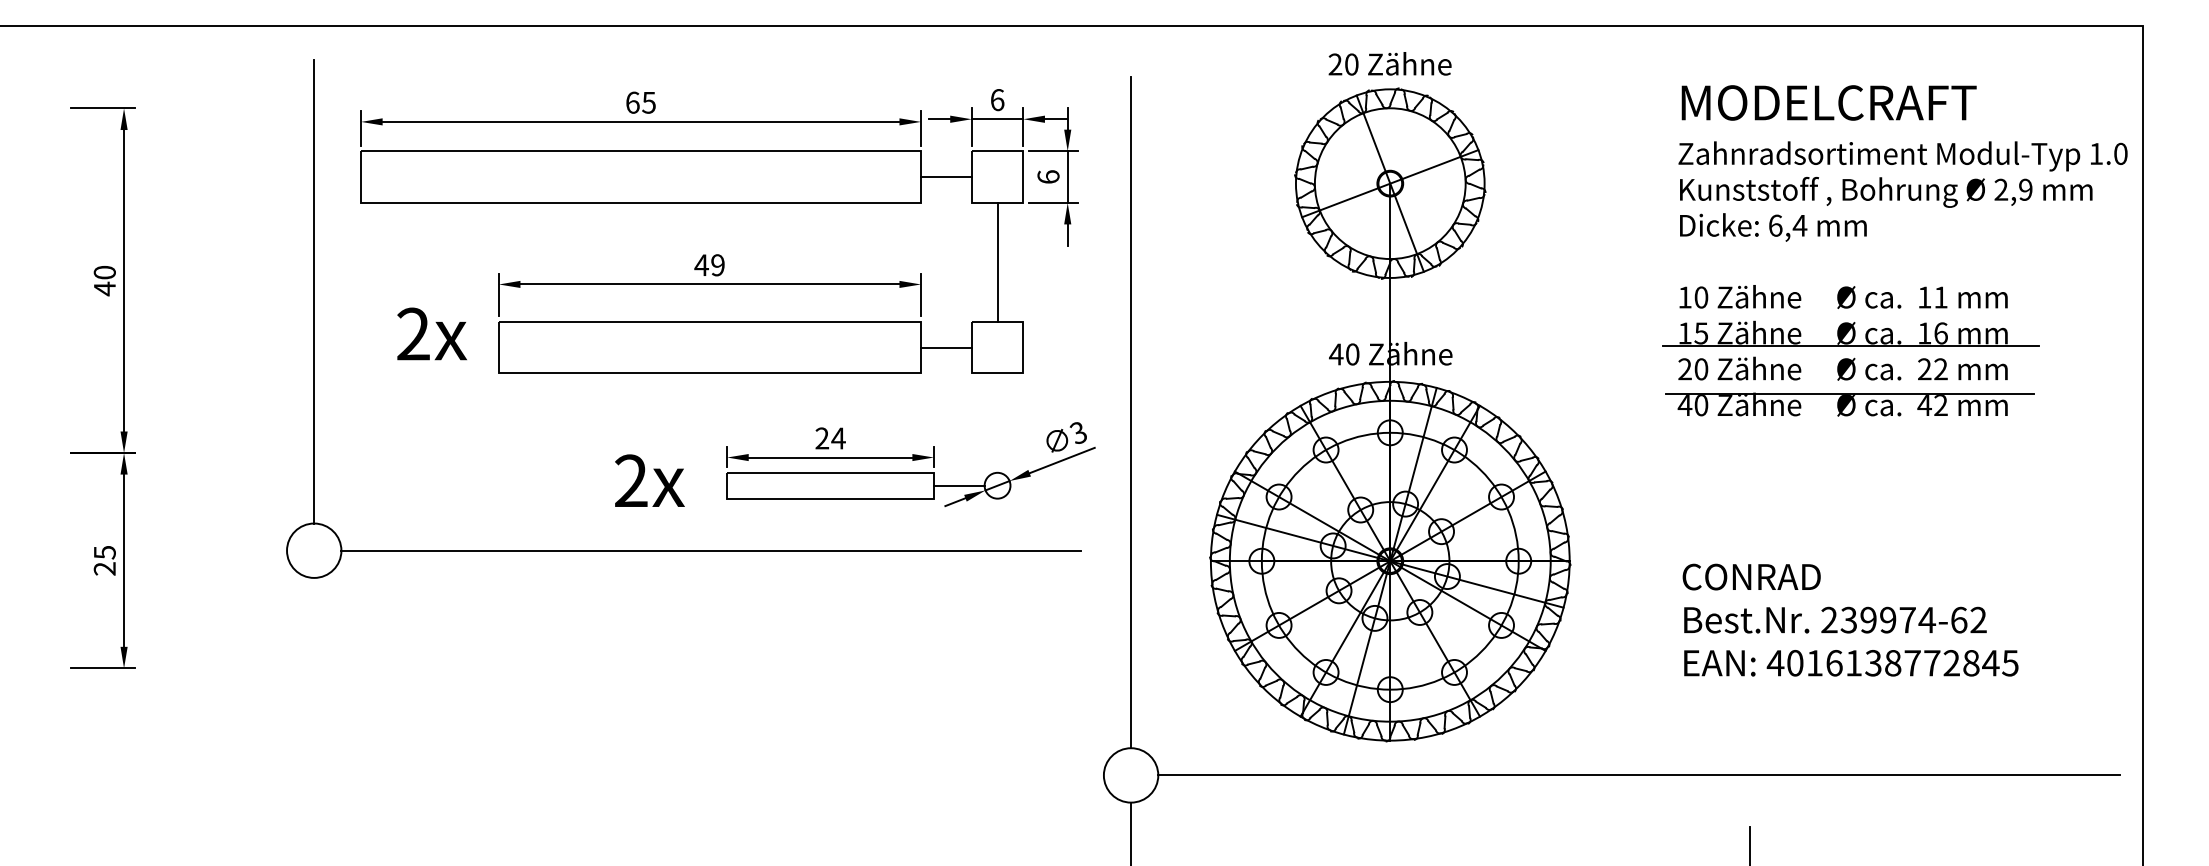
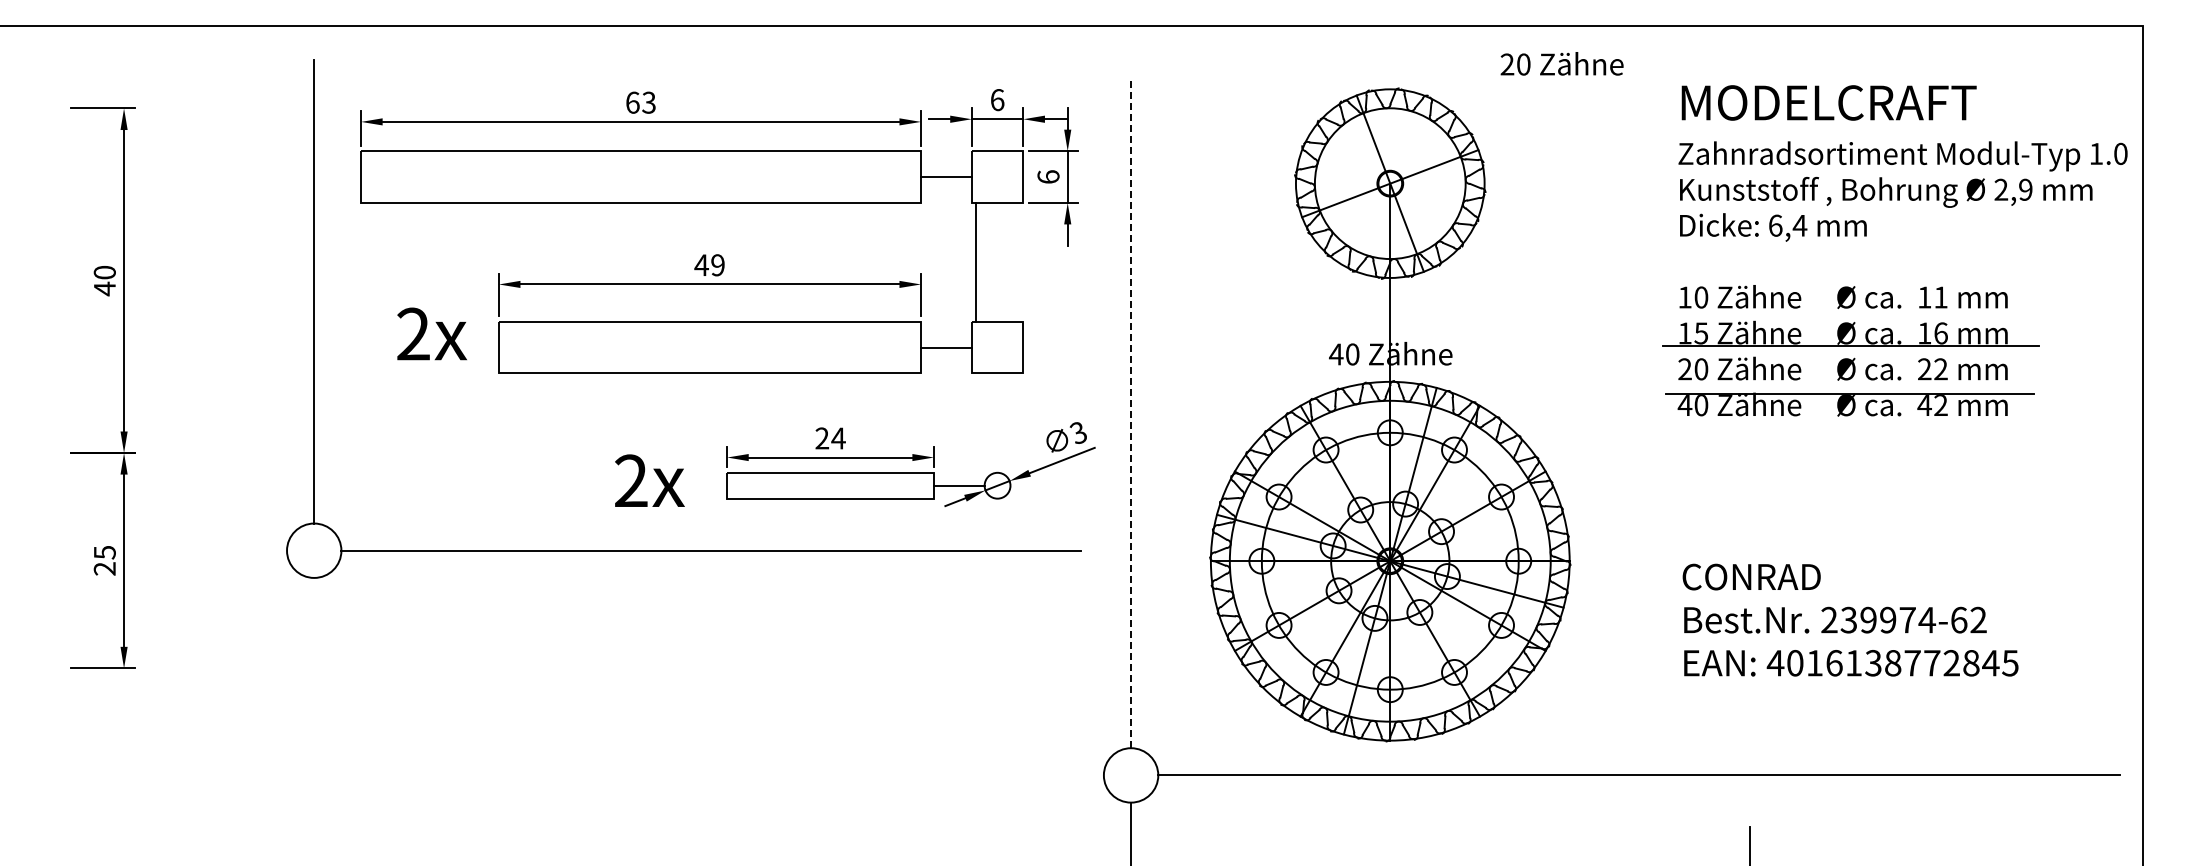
text position: (1389, 63) -> (1561, 63) (1561, 63)
text: 65 -> 63 (648, 102)
line position: (997, 261) -> (975, 261) (975, 261)
line: solid -> dashed (1131, 412)
